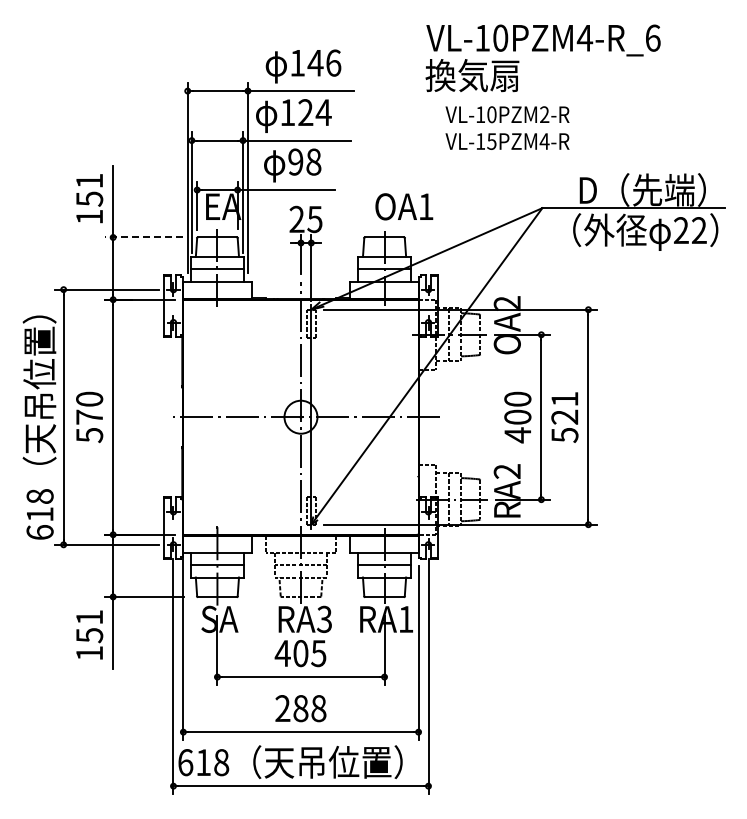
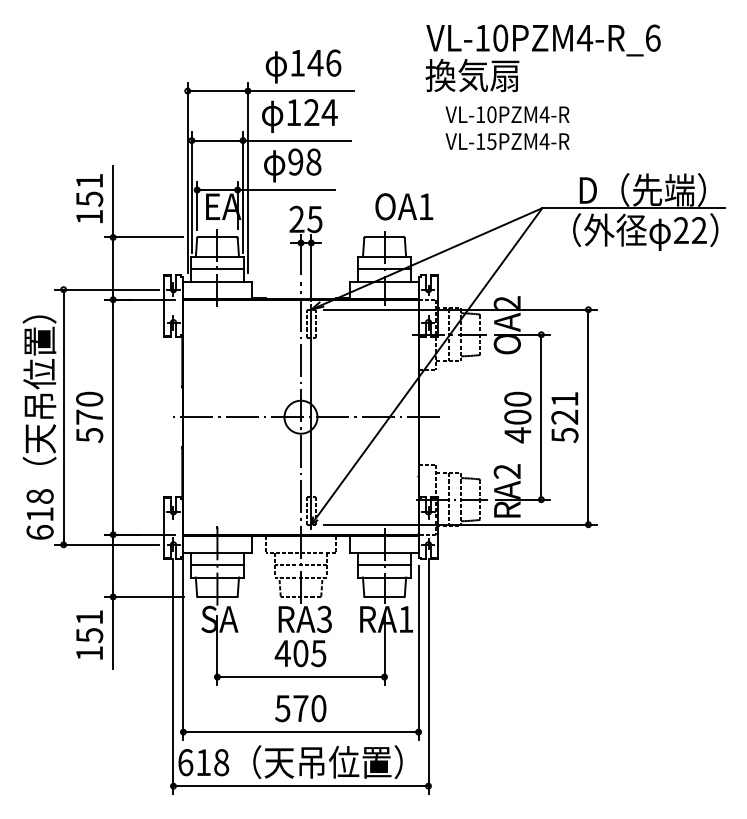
text: VL-10PZM2-R -> VL-10PZM4-R (544, 114)
text position: (293, 115) -> (299, 115) (299, 115)
line: dashed -> solid (143, 237)
text: 288 -> 570 (300, 708)
